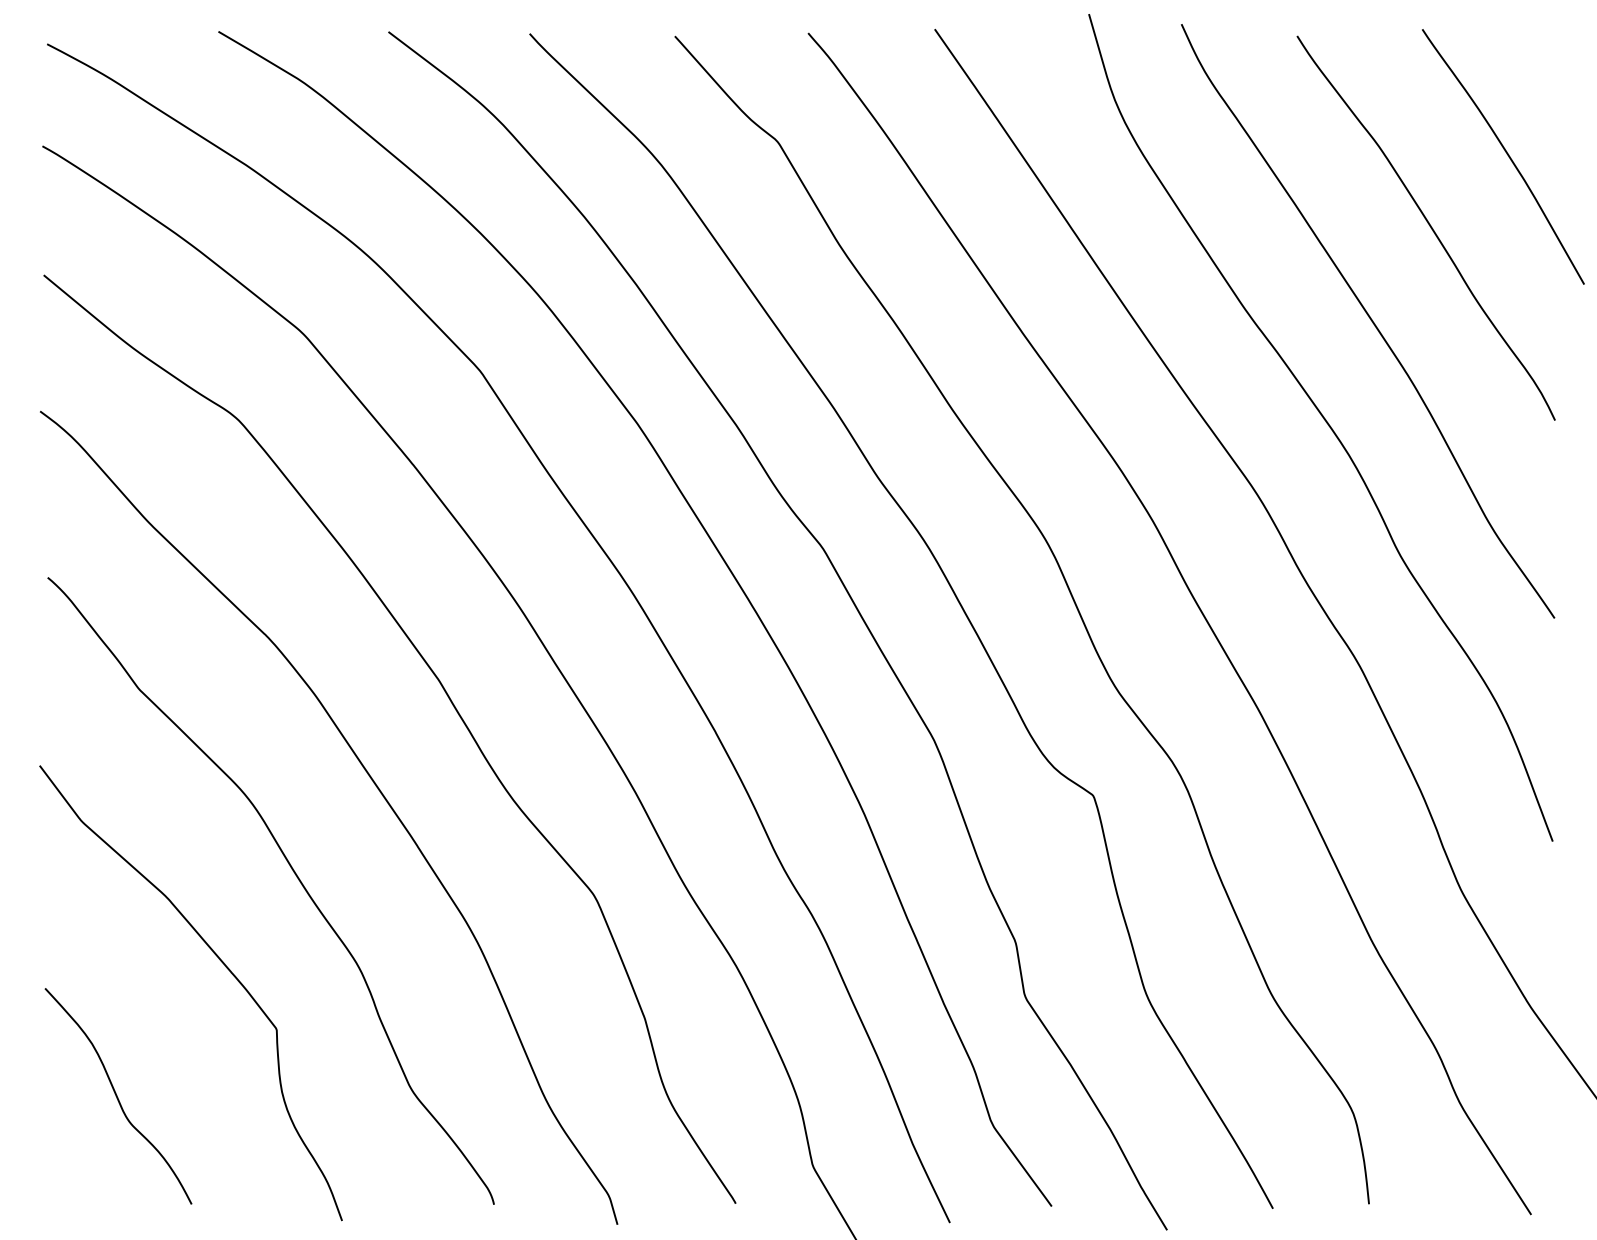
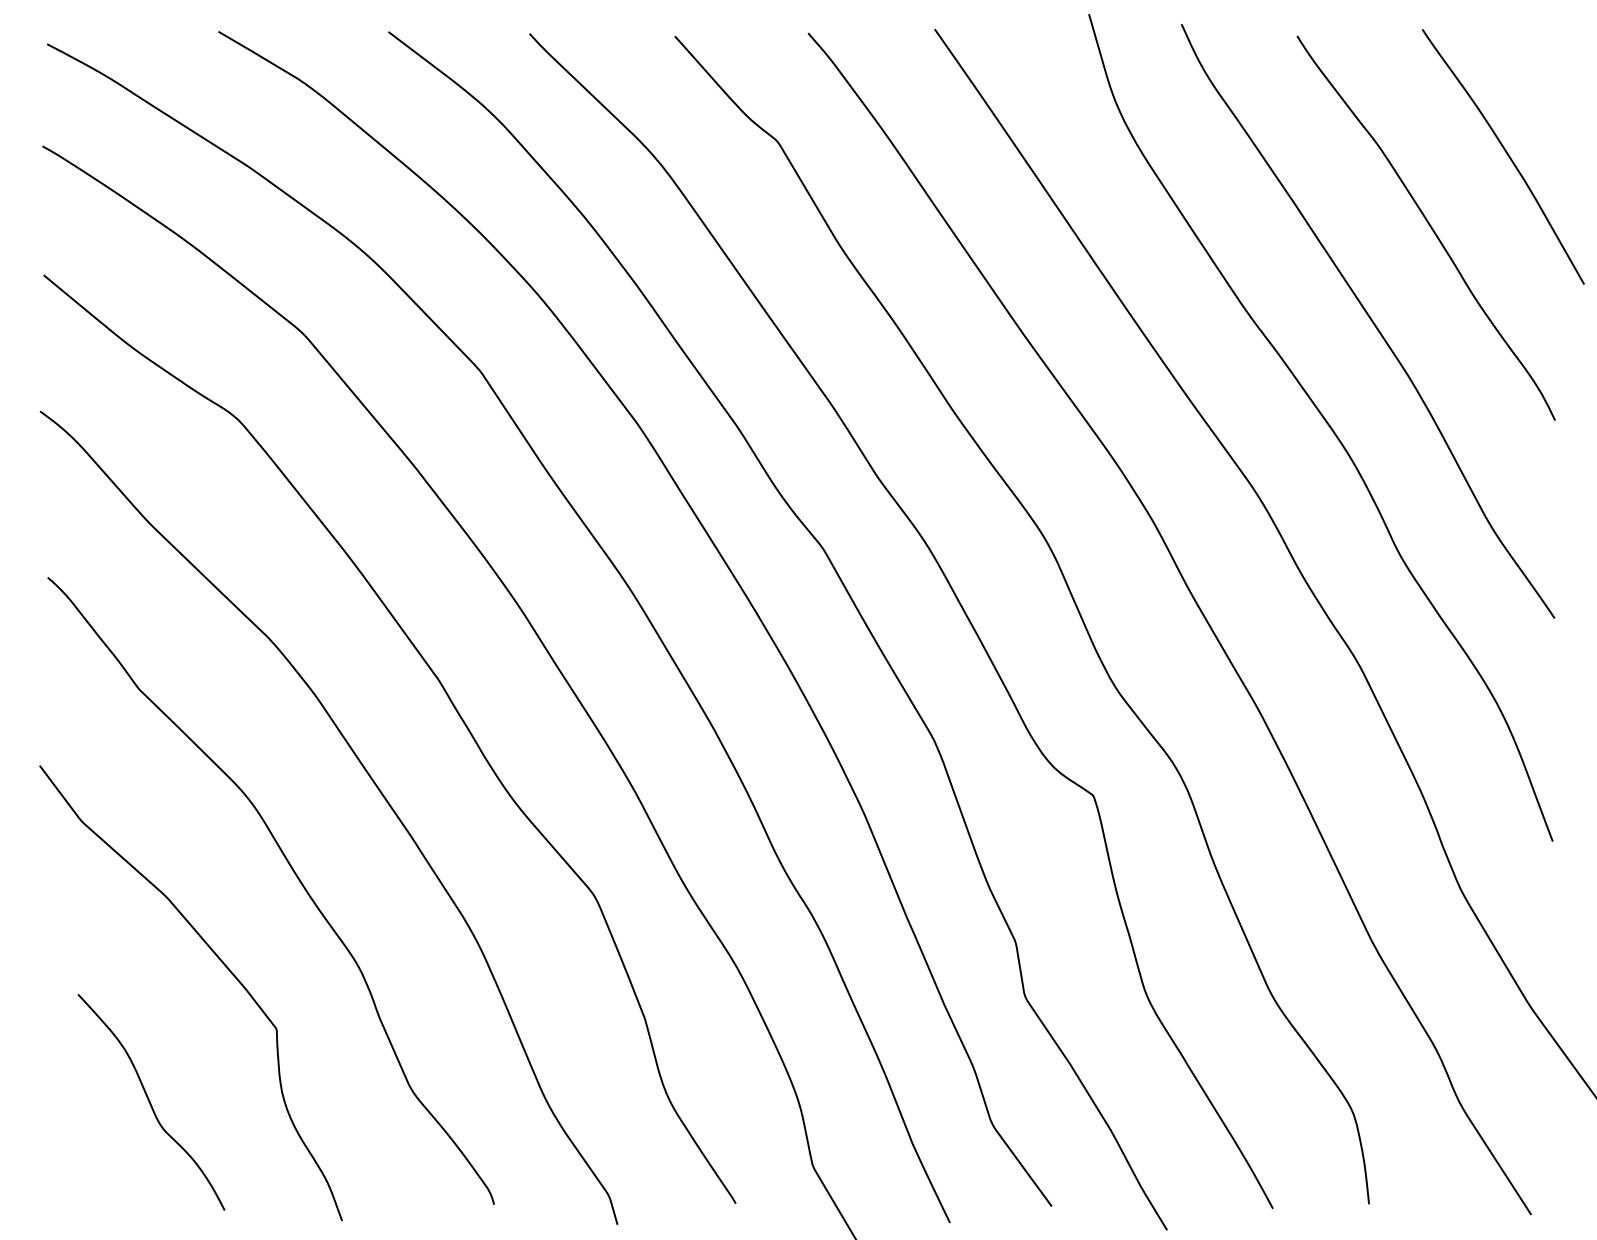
curve position: (117, 1096) -> (150, 1102) (150, 1102)
